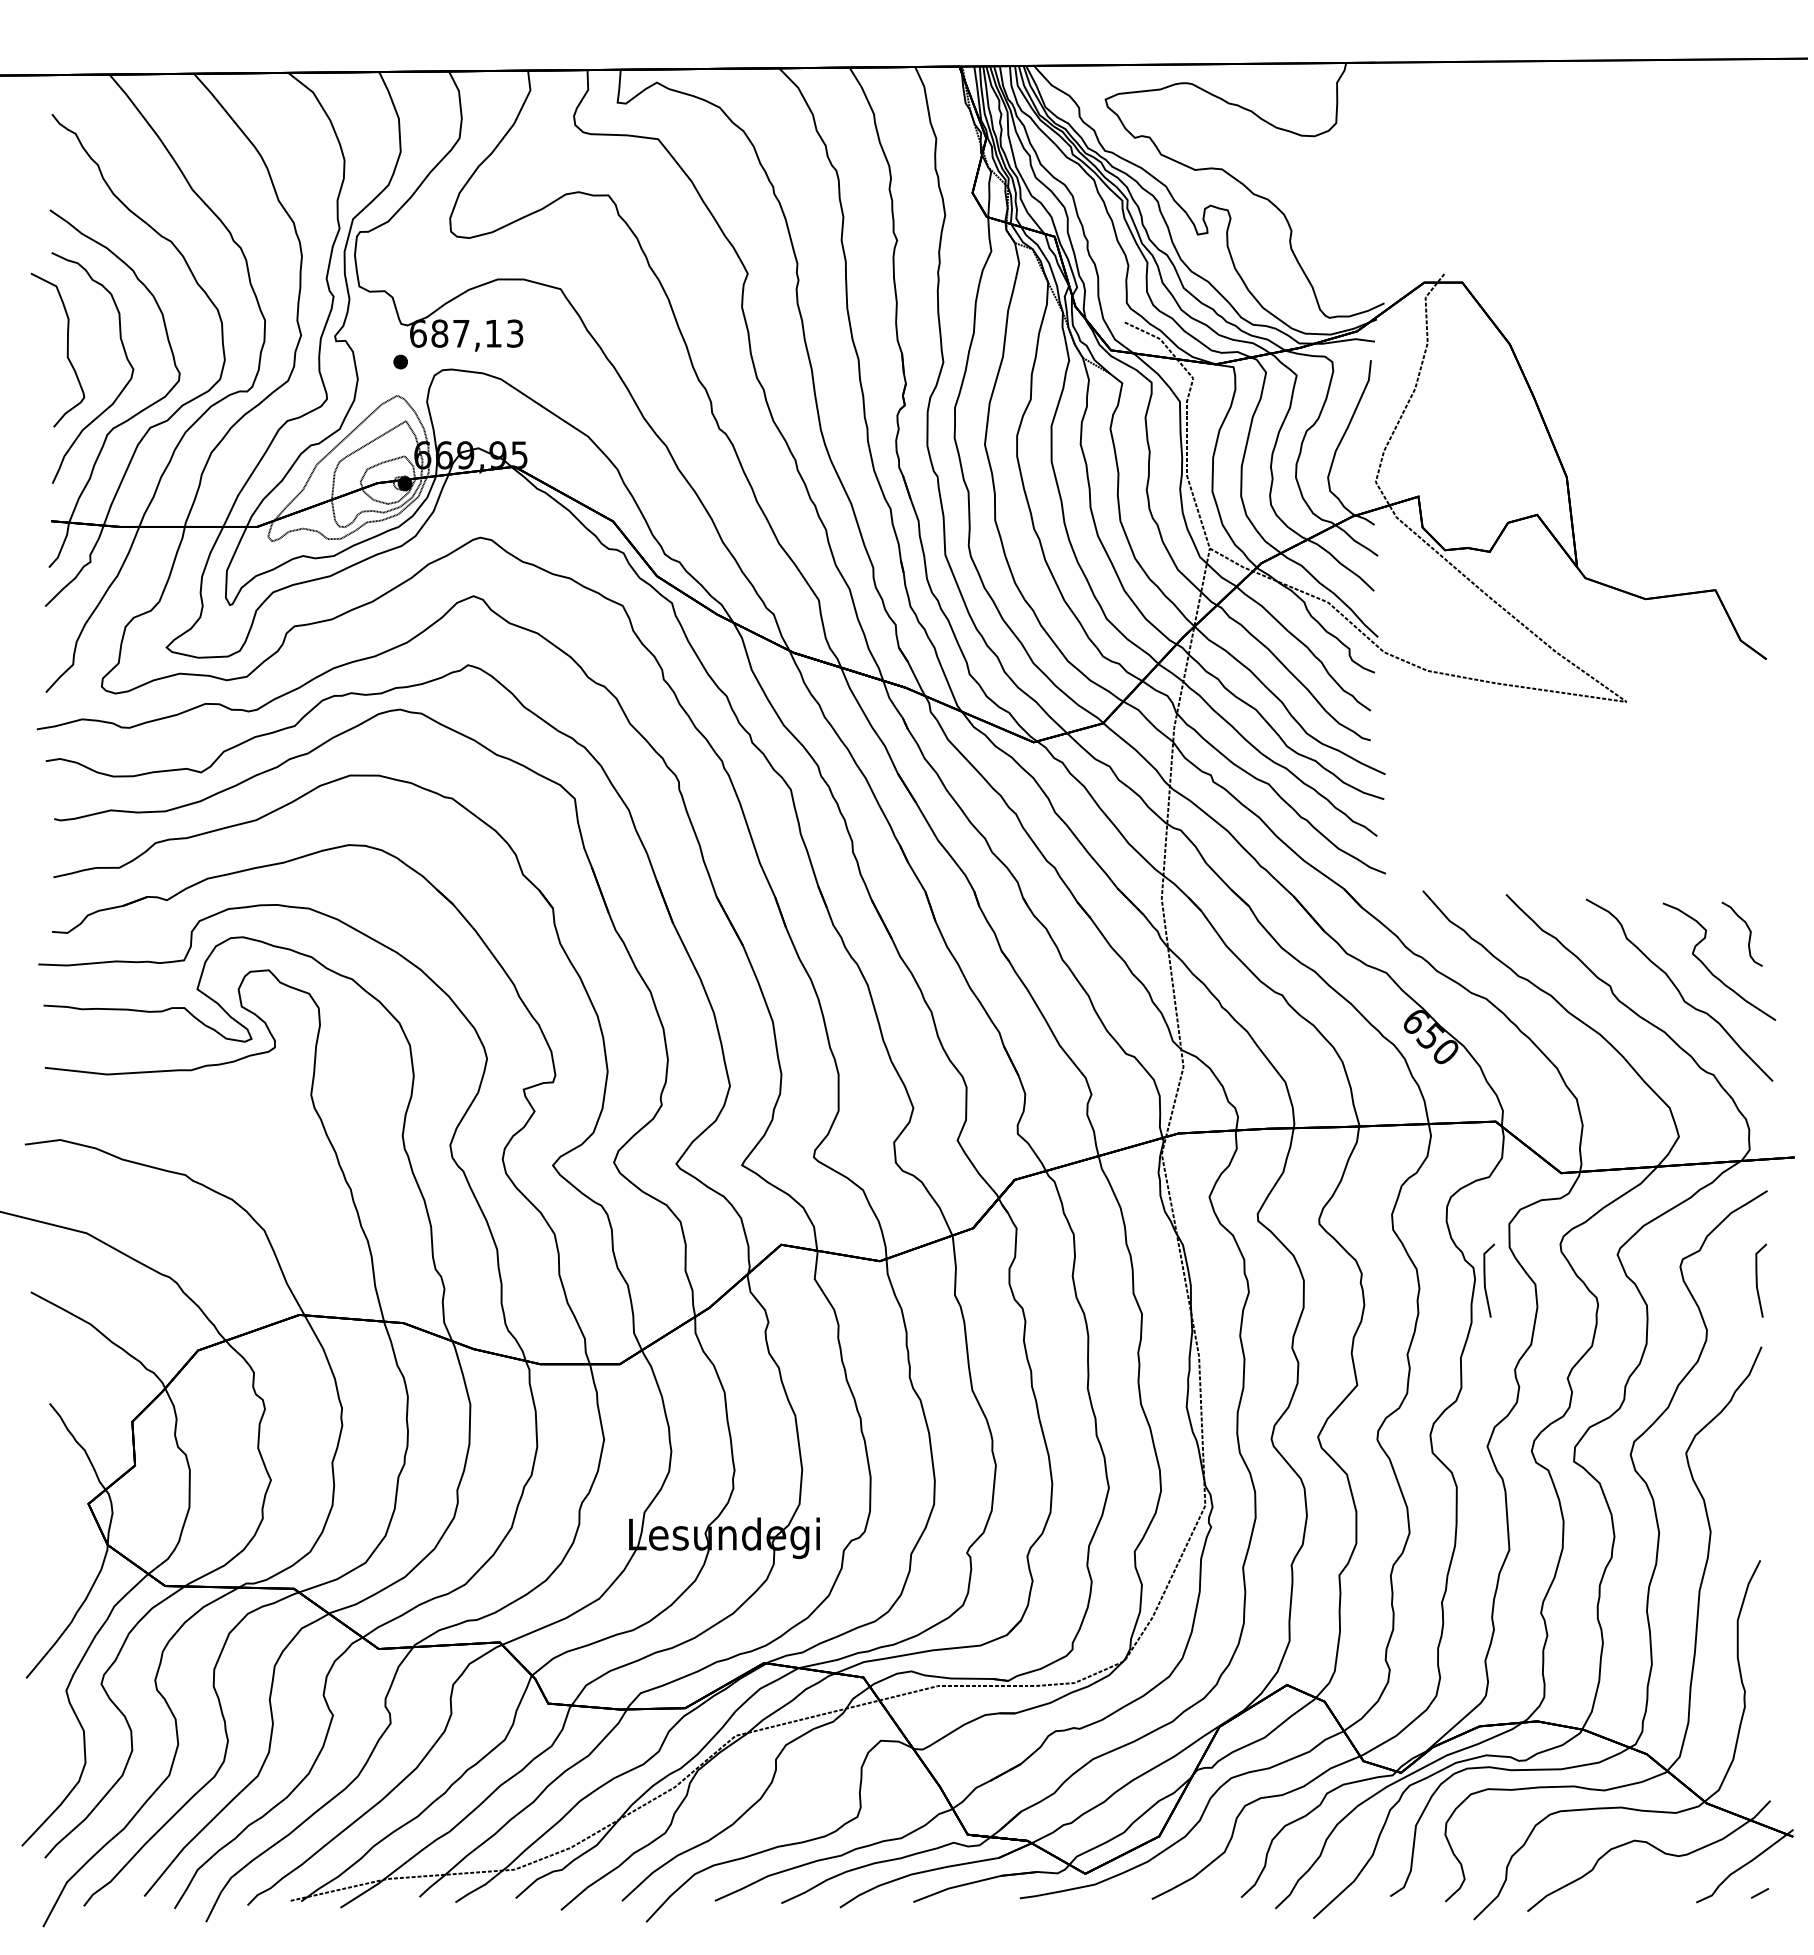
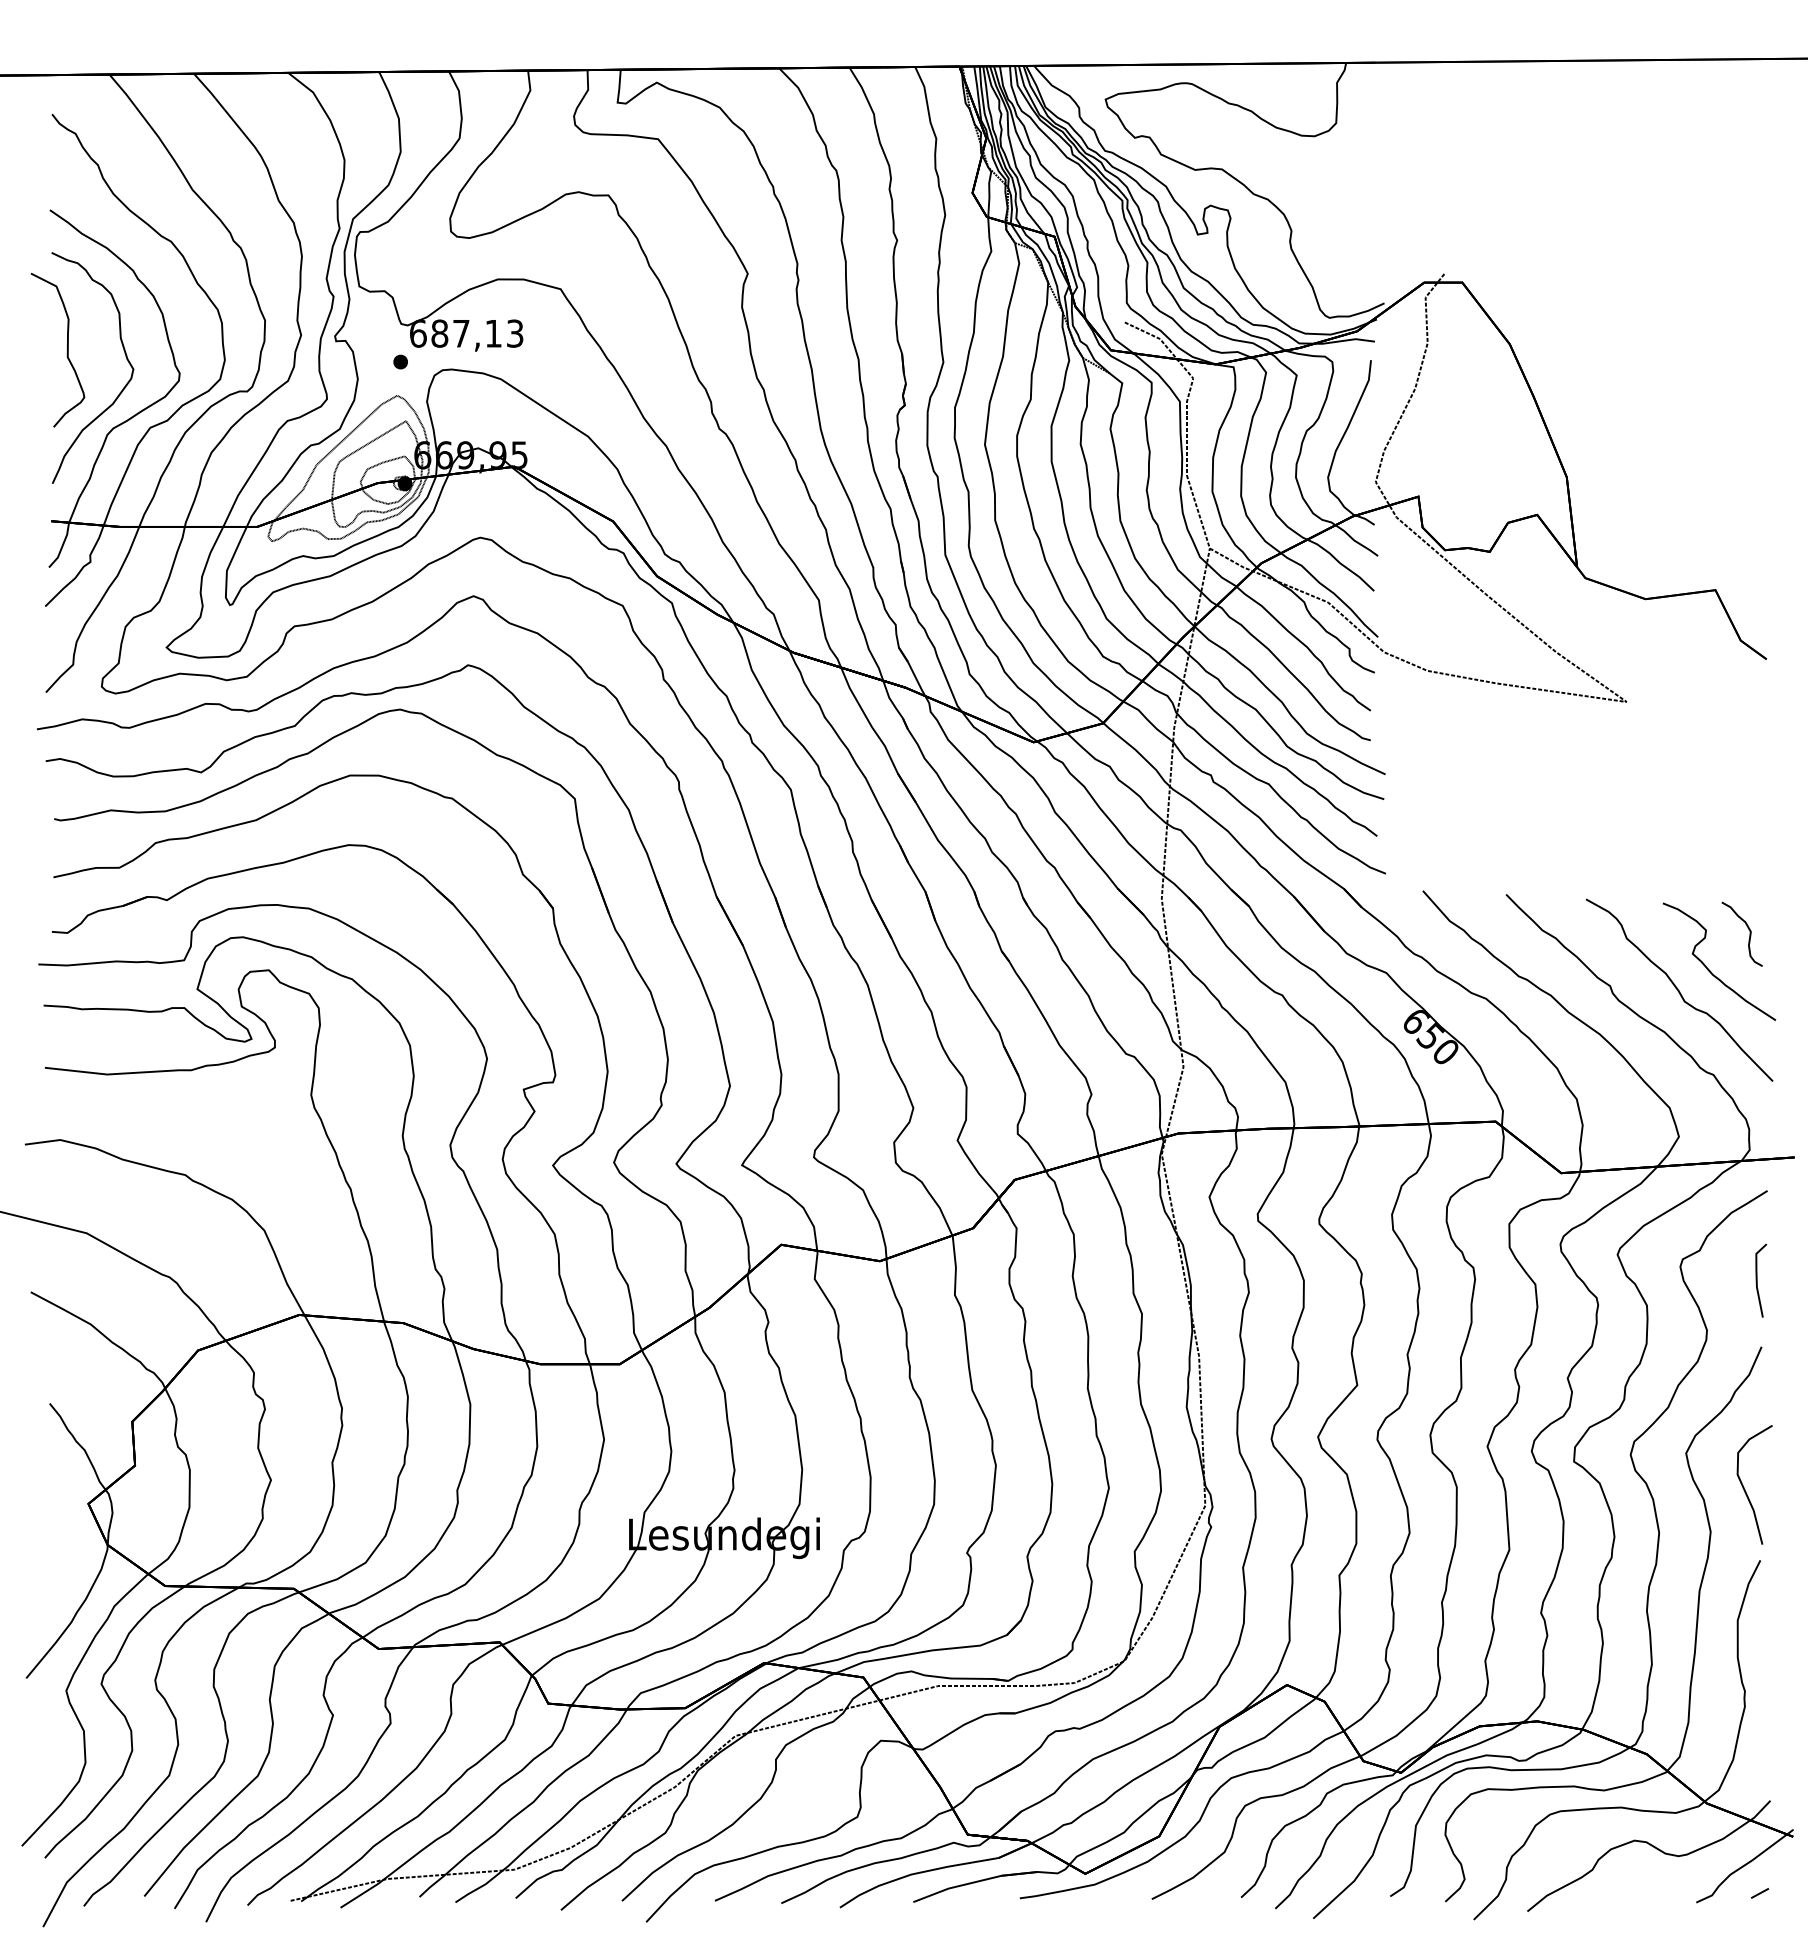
line: present -> none (1485, 1280)
curve: none -> present (1745, 1489)
